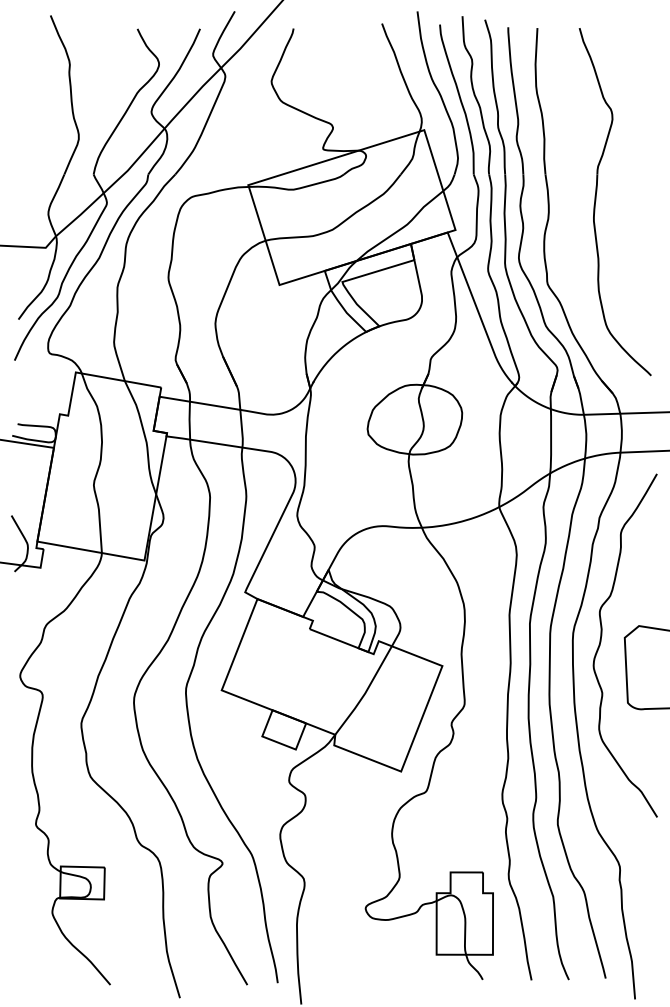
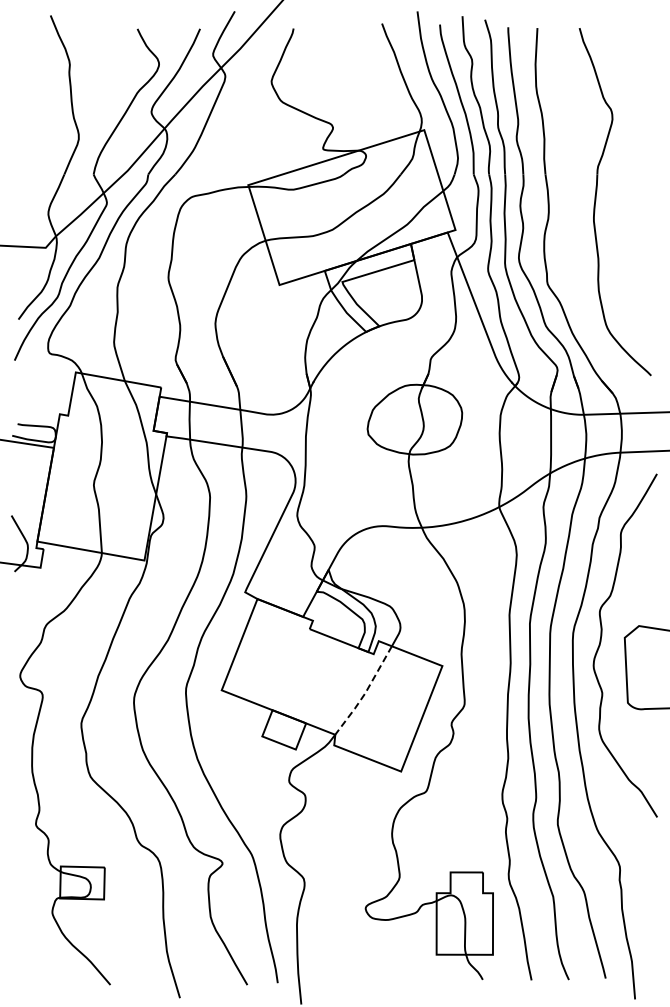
line: solid -> dashed (365, 693)
